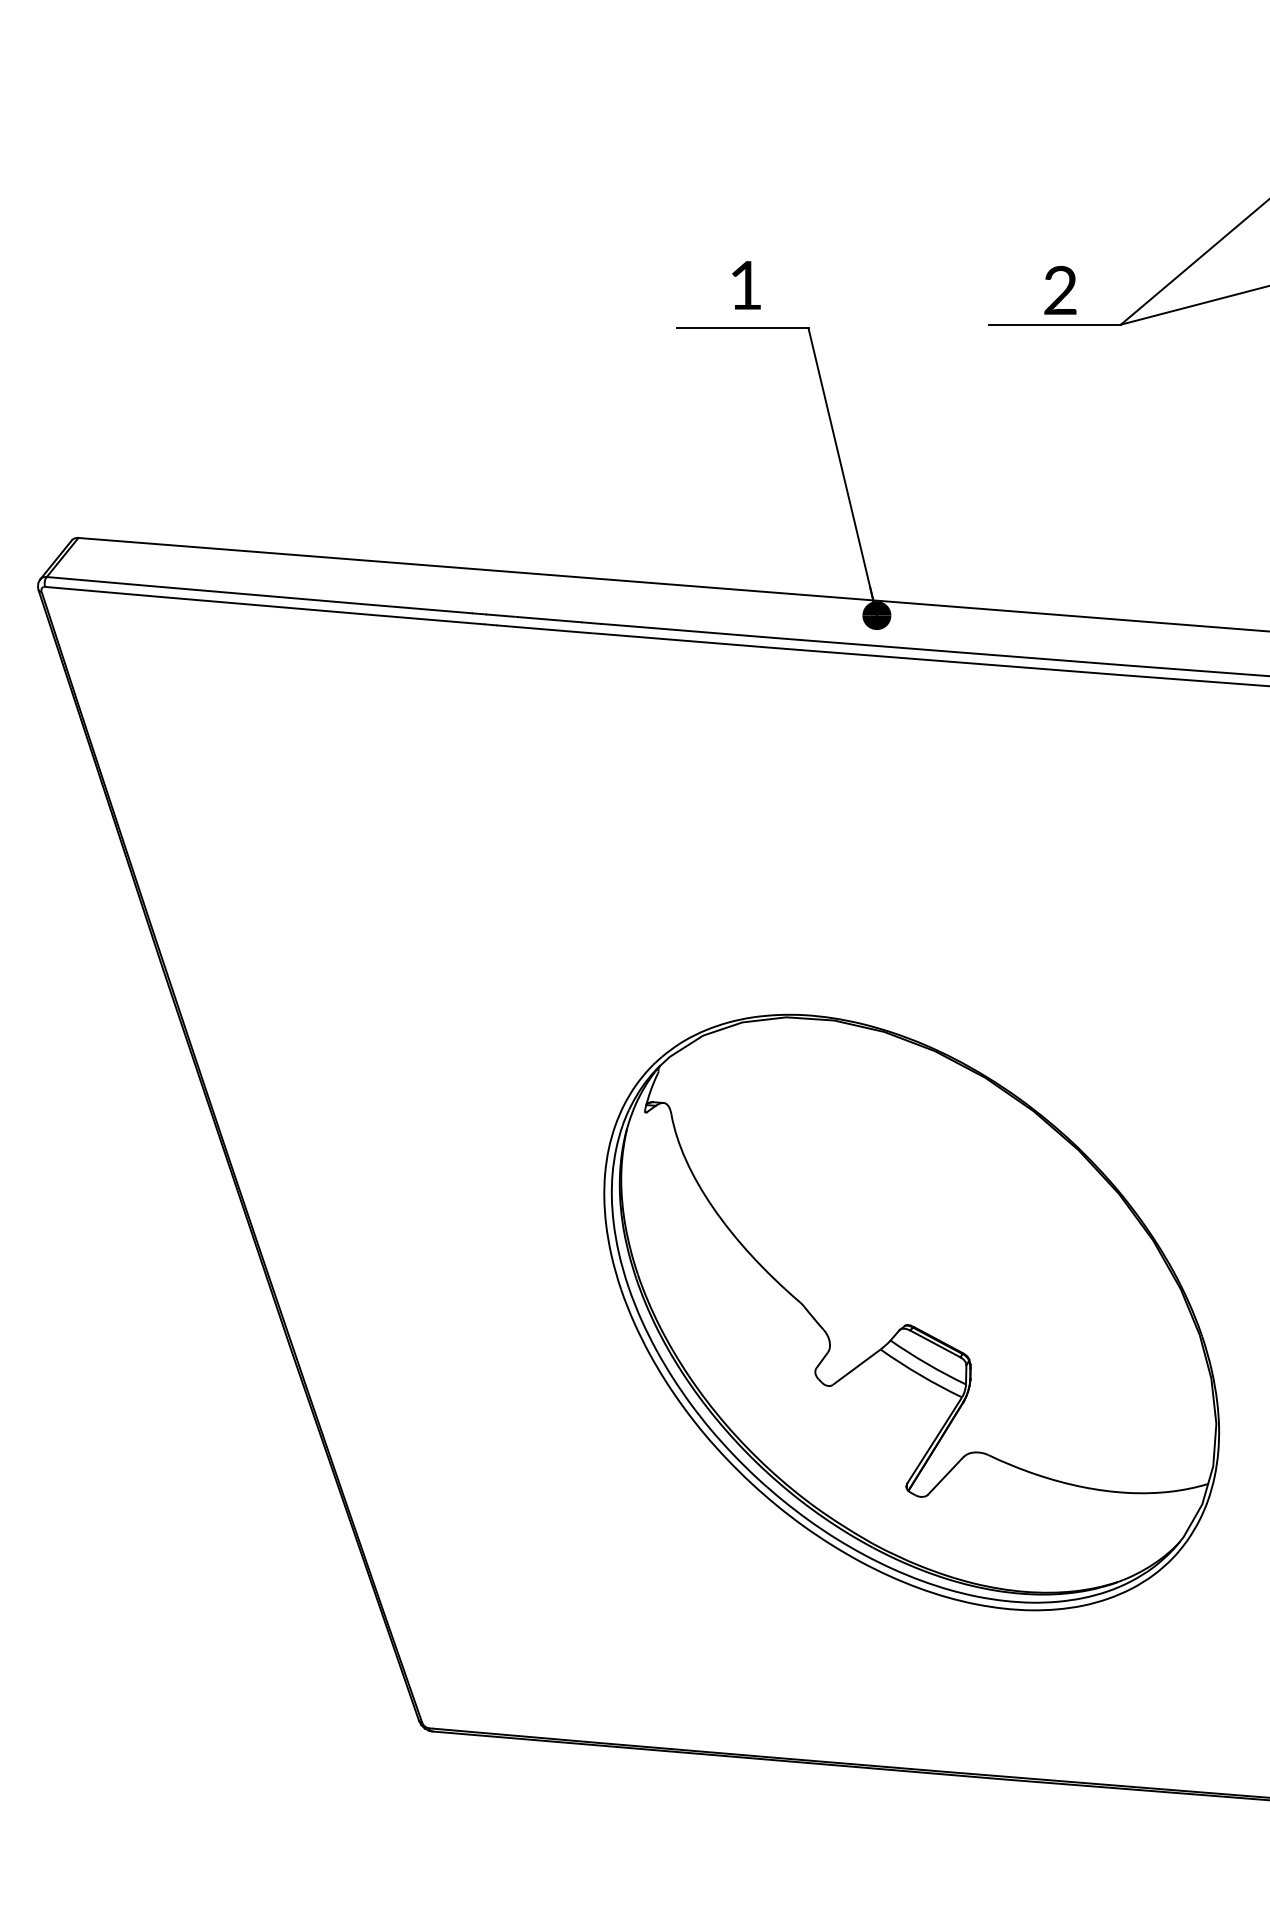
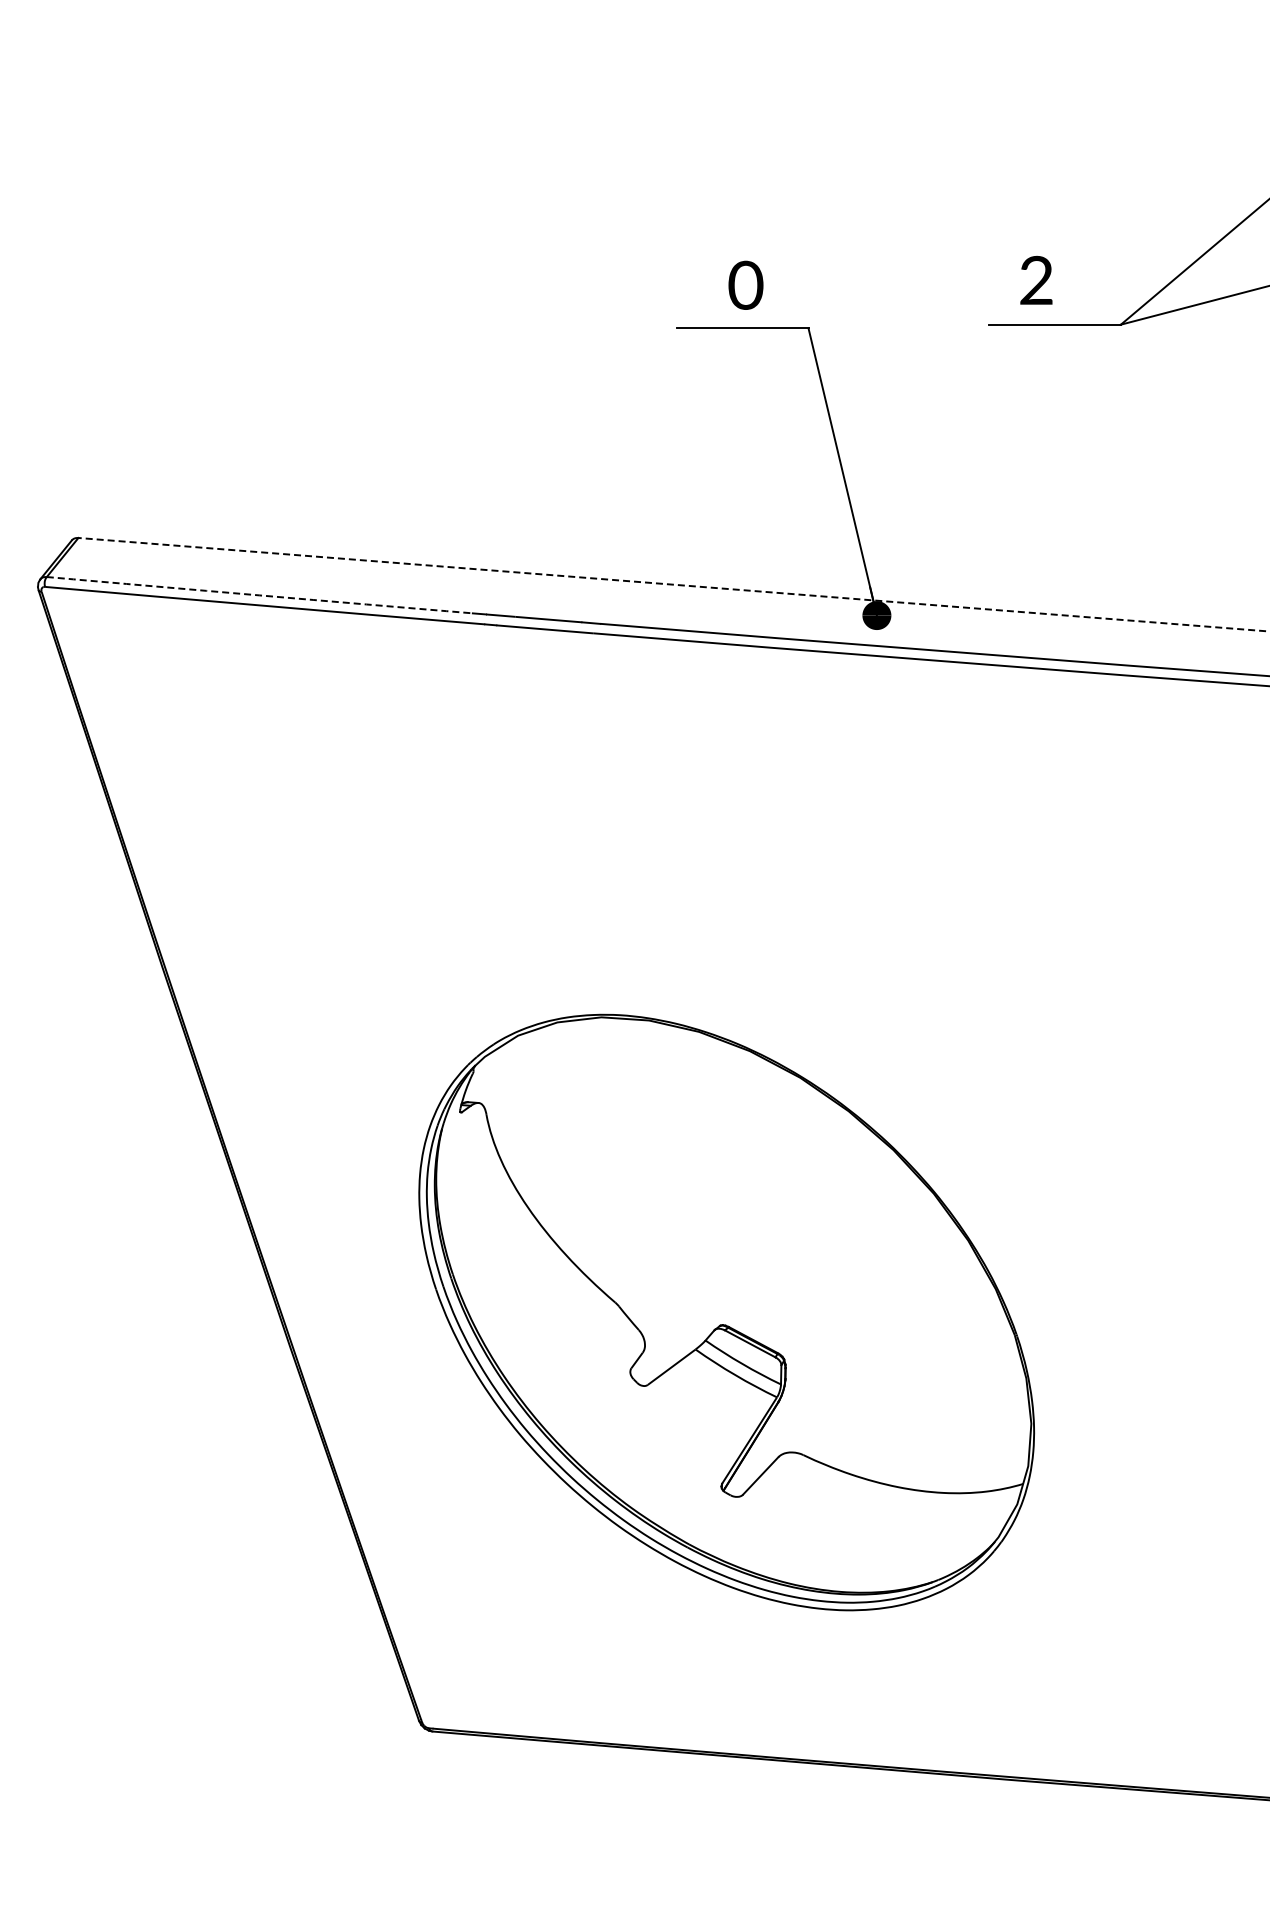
text: 1 -> 0 (745, 284)
text position: (1060, 289) -> (1036, 279) (1036, 279)
line: solid -> dashed (673, 584)
arc: solid -> dashed (259, 595)
part position: (911, 1312) -> (726, 1312) (726, 1312)
